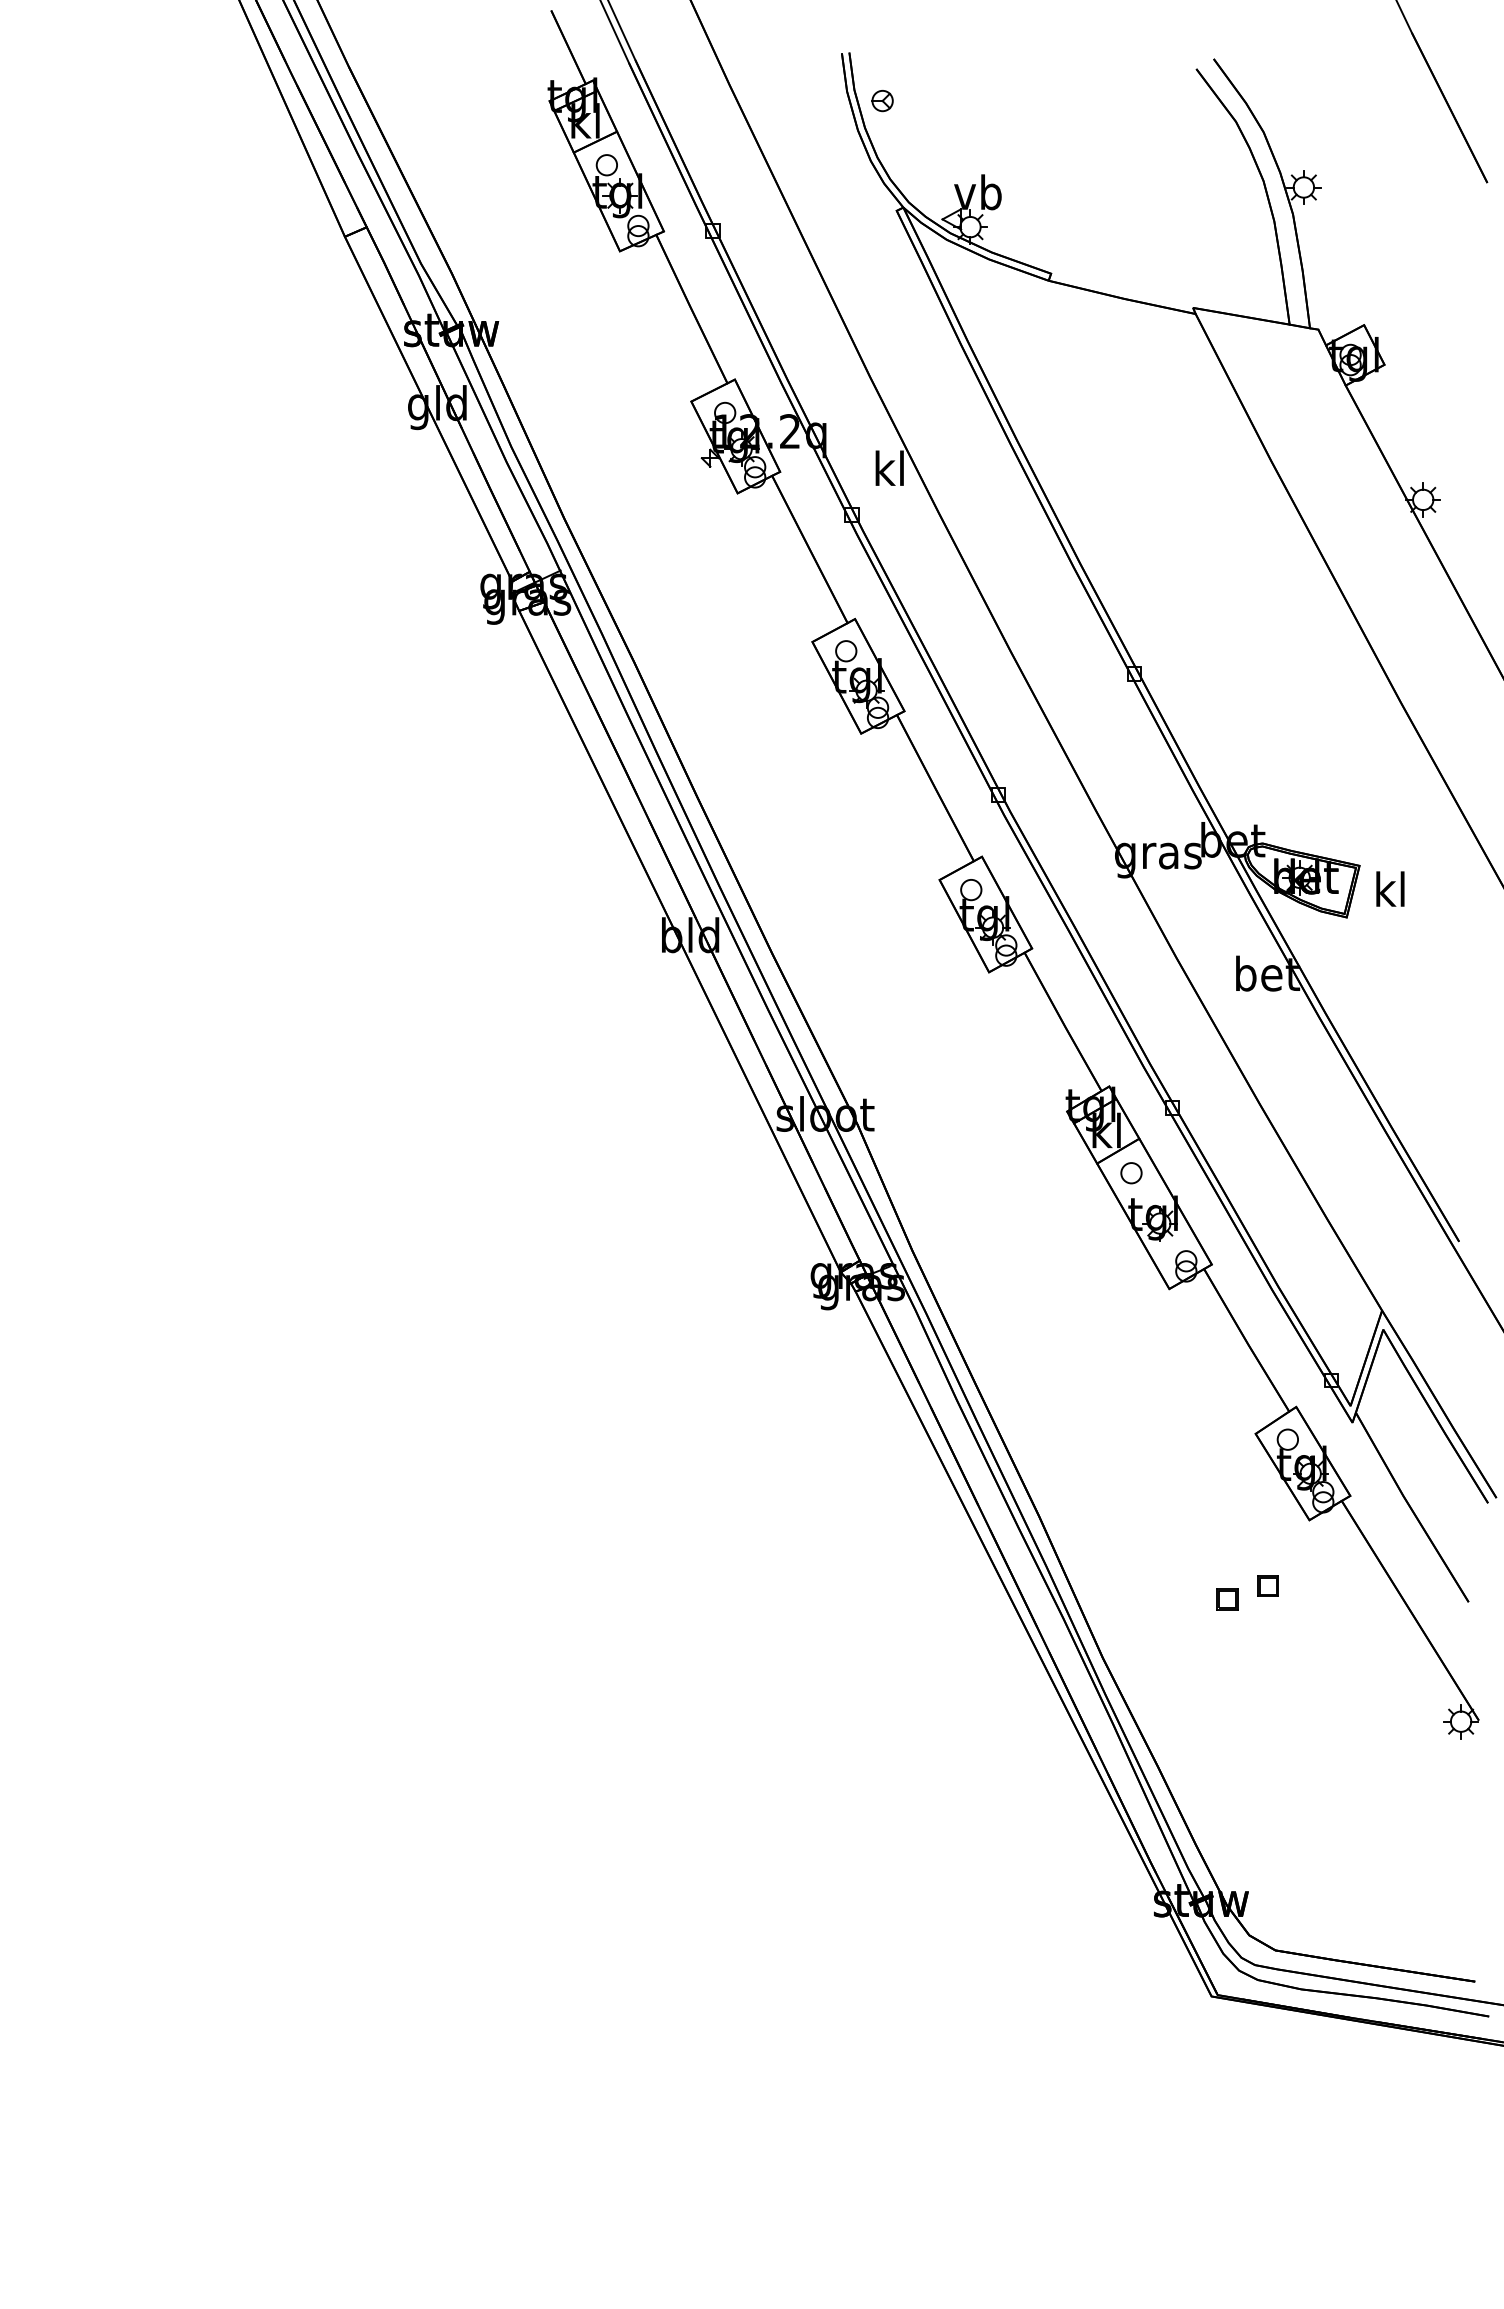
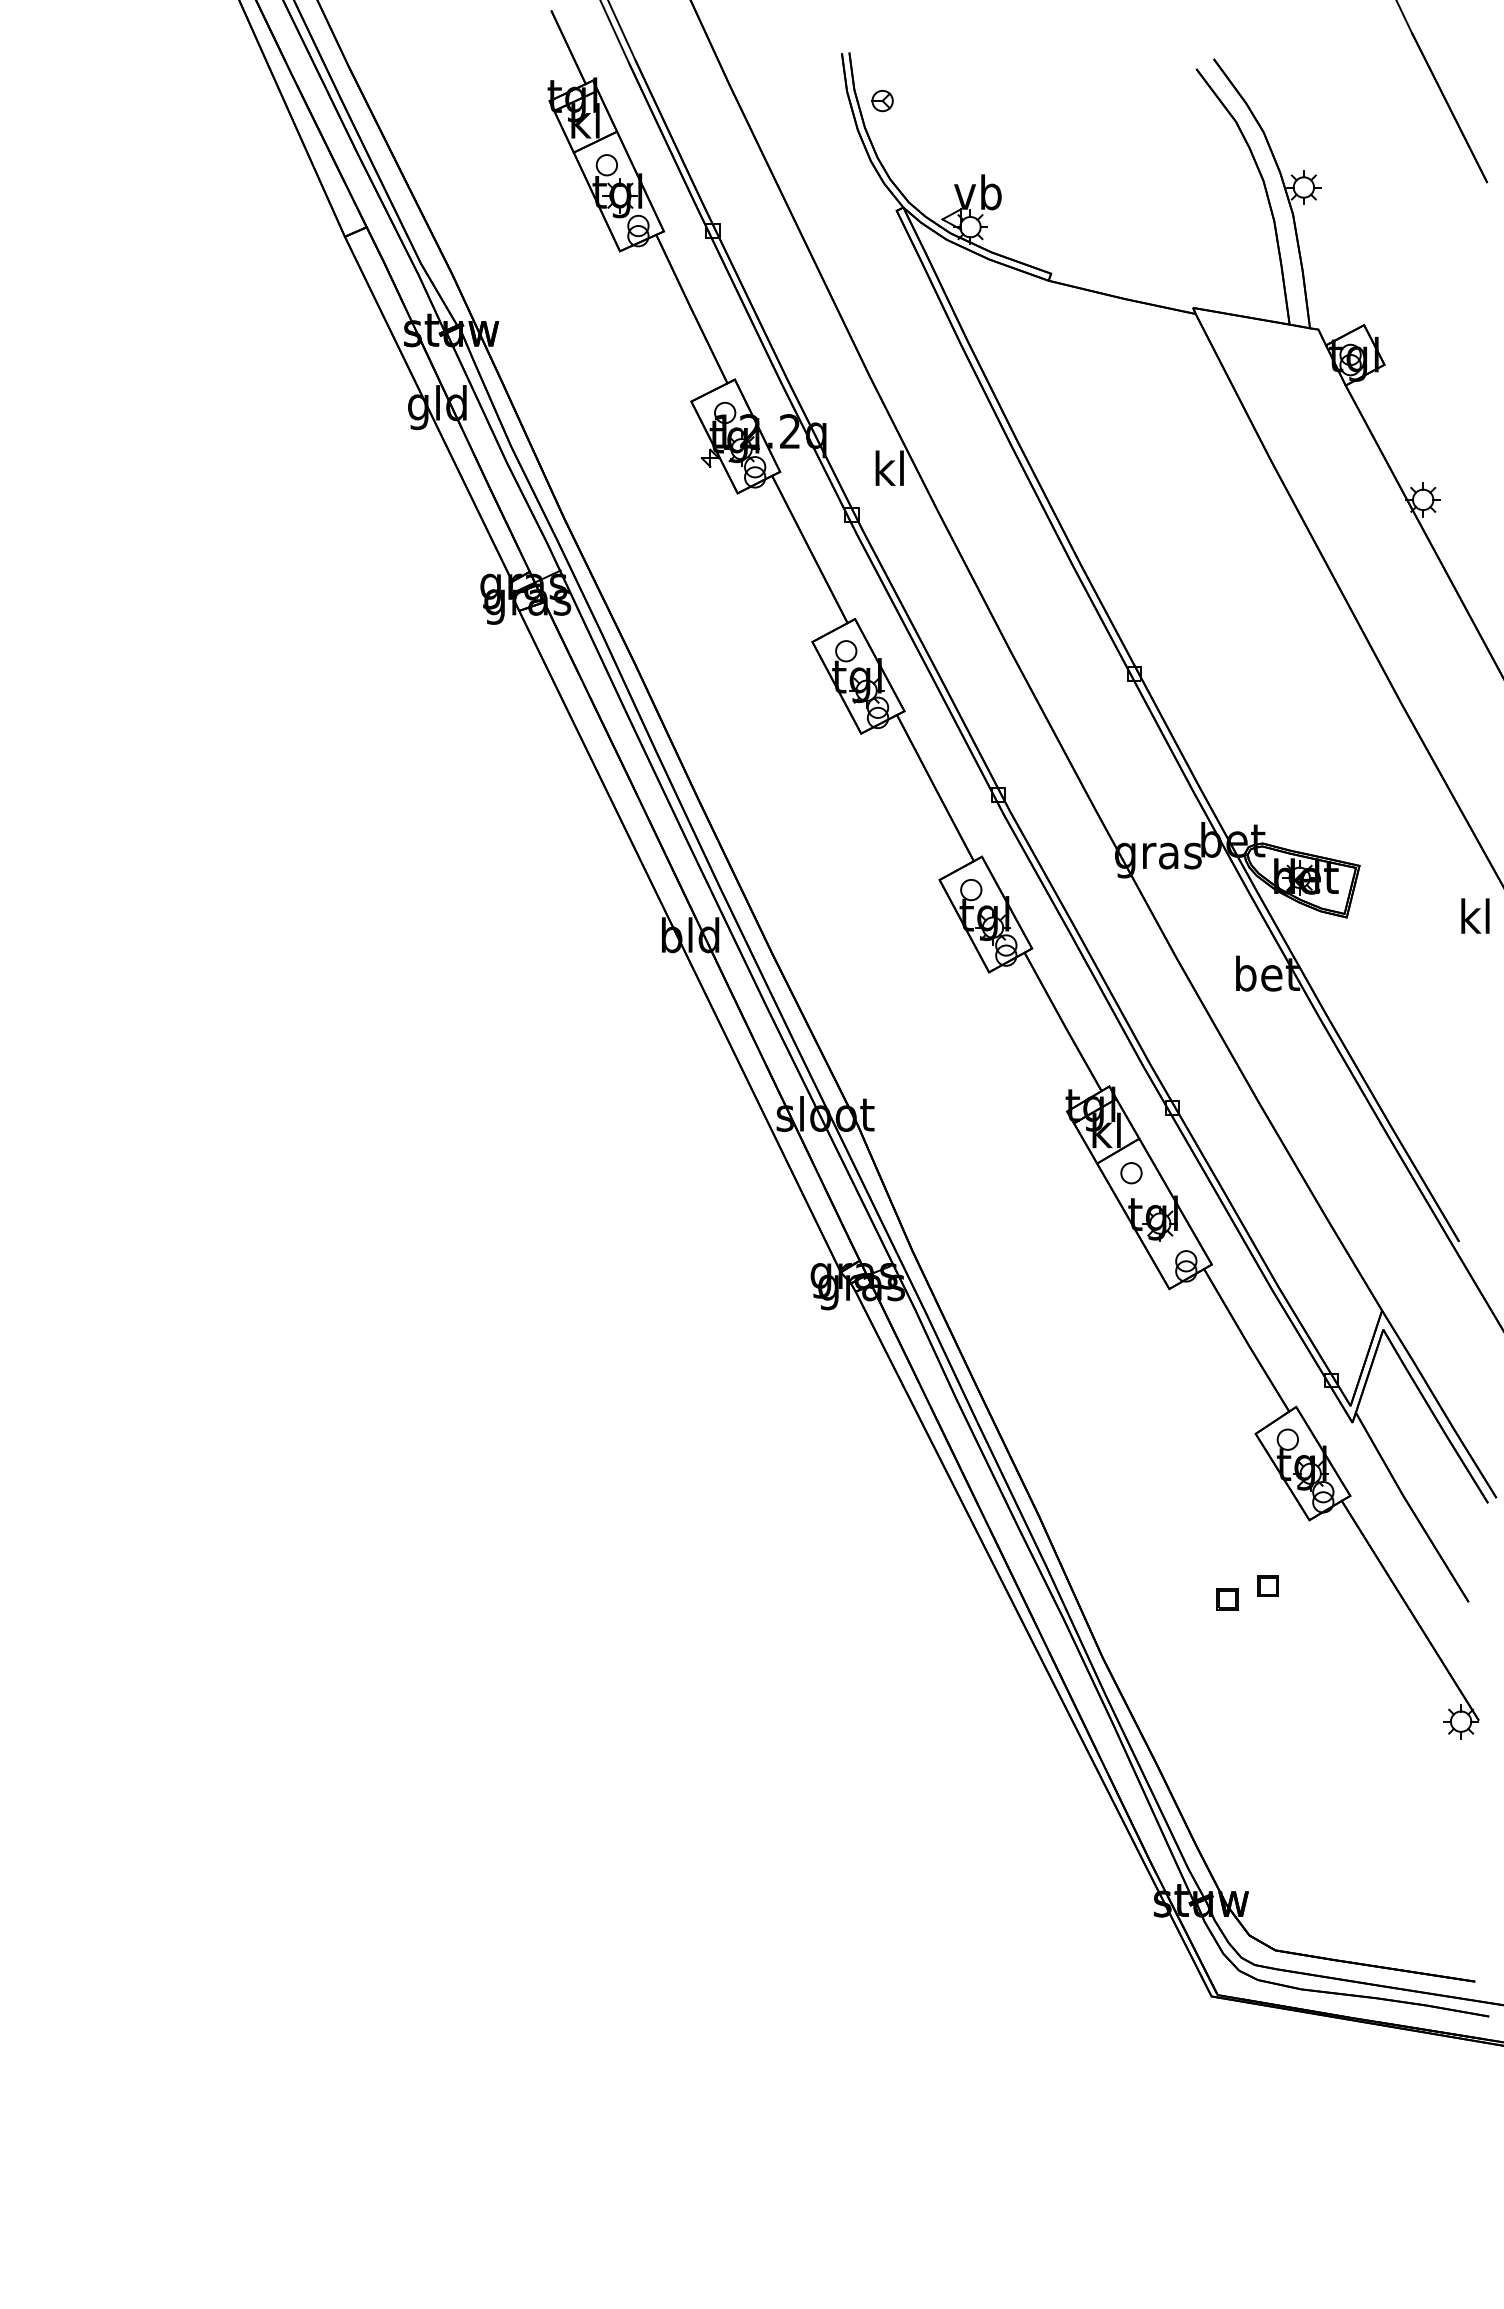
text position: (1390, 888) -> (1475, 915) (1475, 915)
